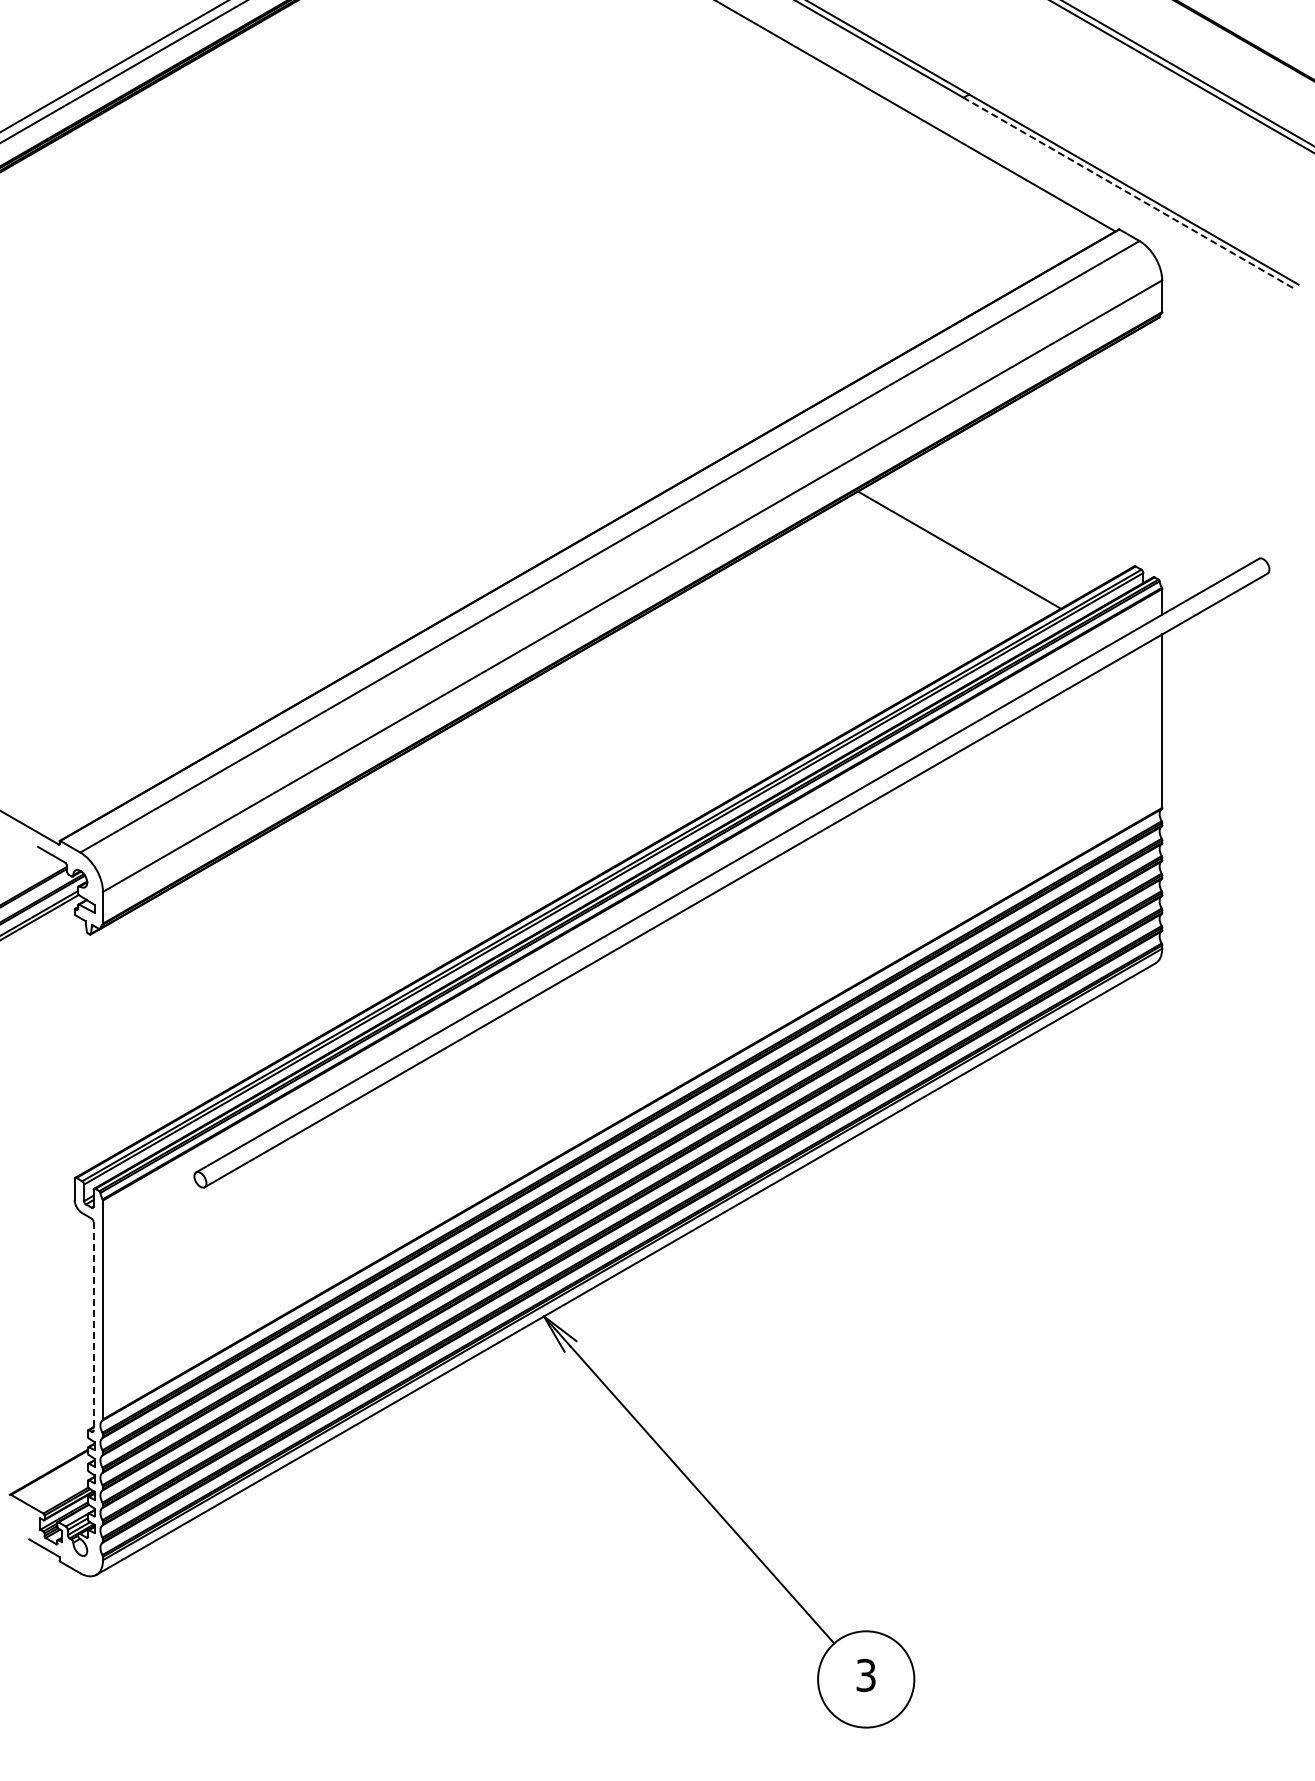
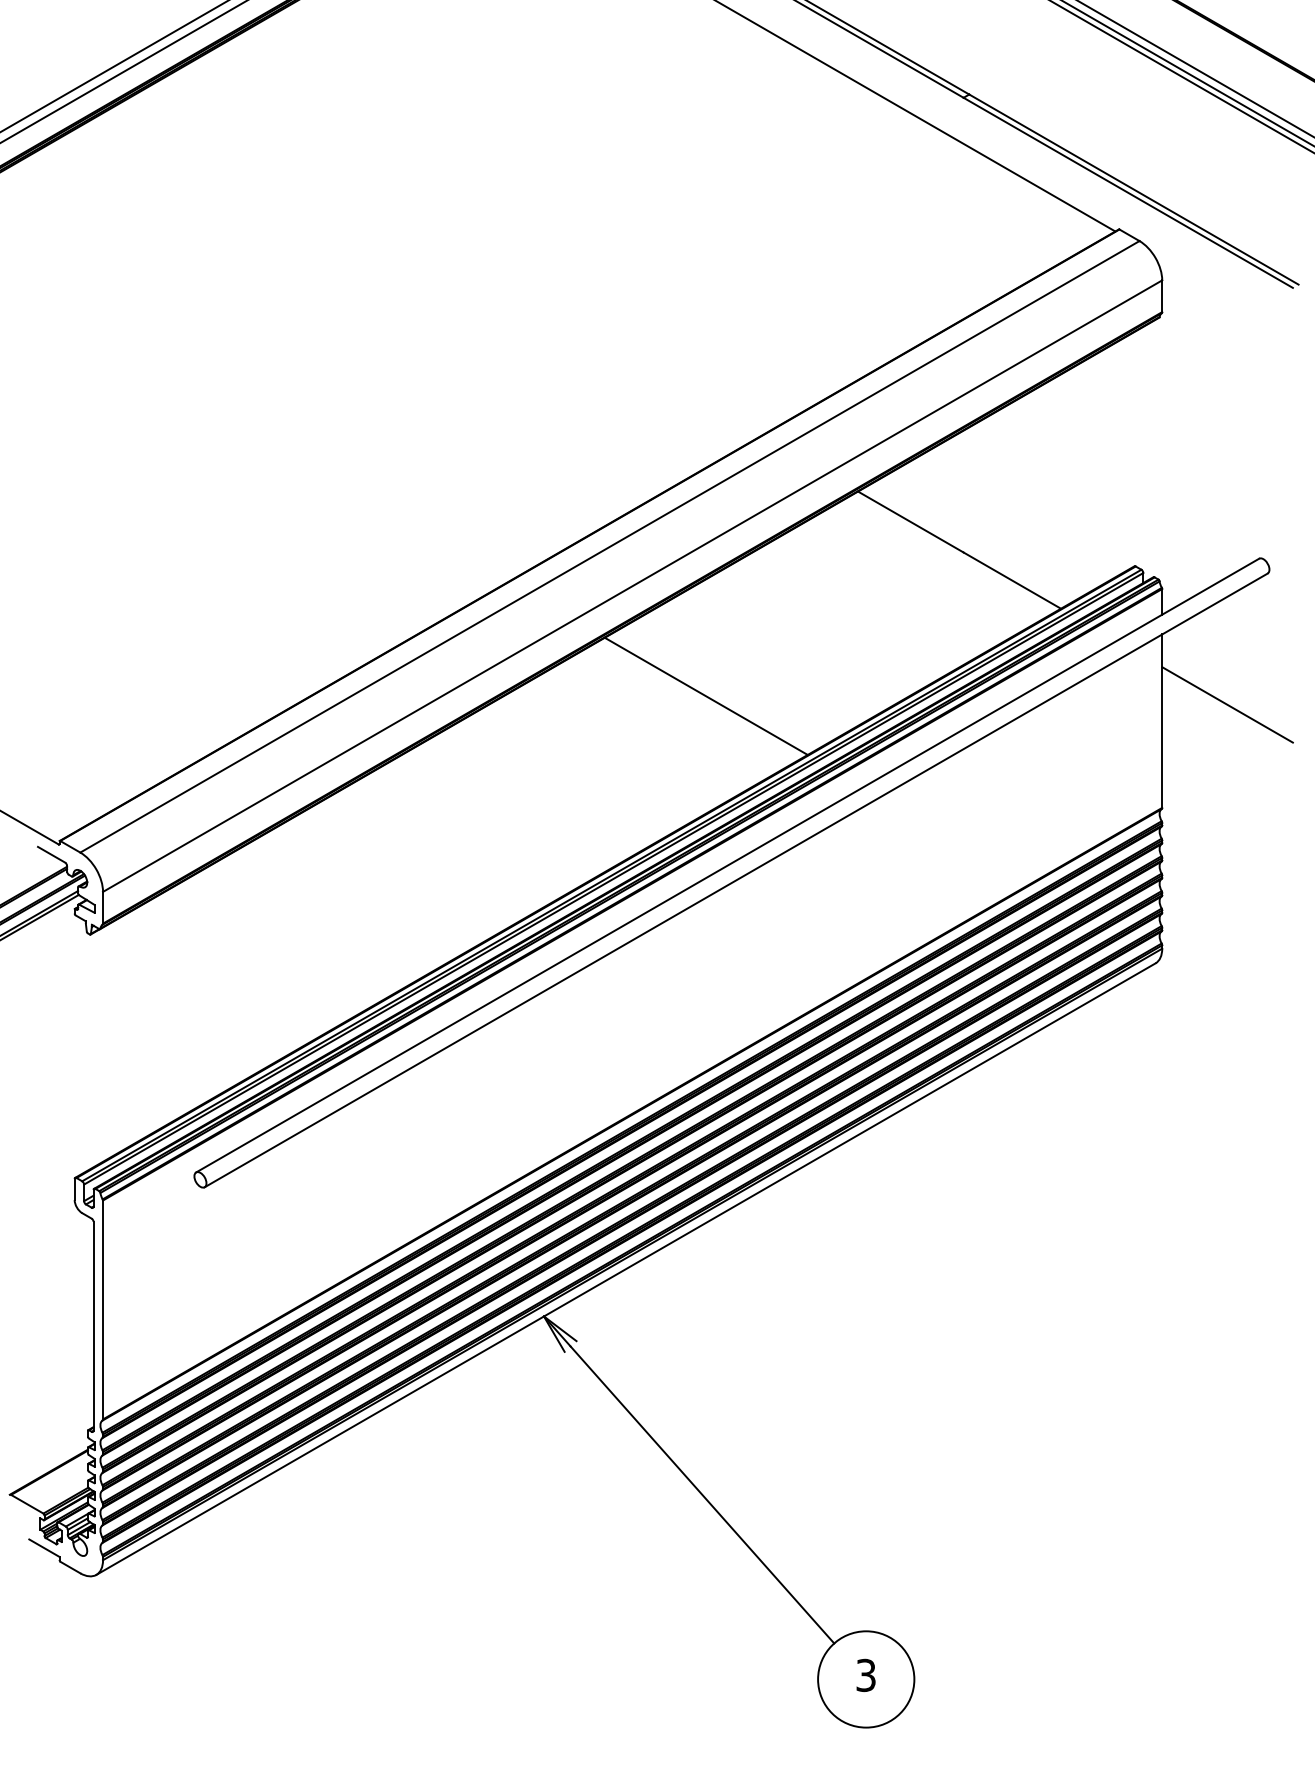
line: none -> present (1195, 68)
line: dashed -> solid (1127, 192)
line: none -> present (705, 695)
line: none -> present (1227, 704)
line: dashed -> solid (93, 1326)
